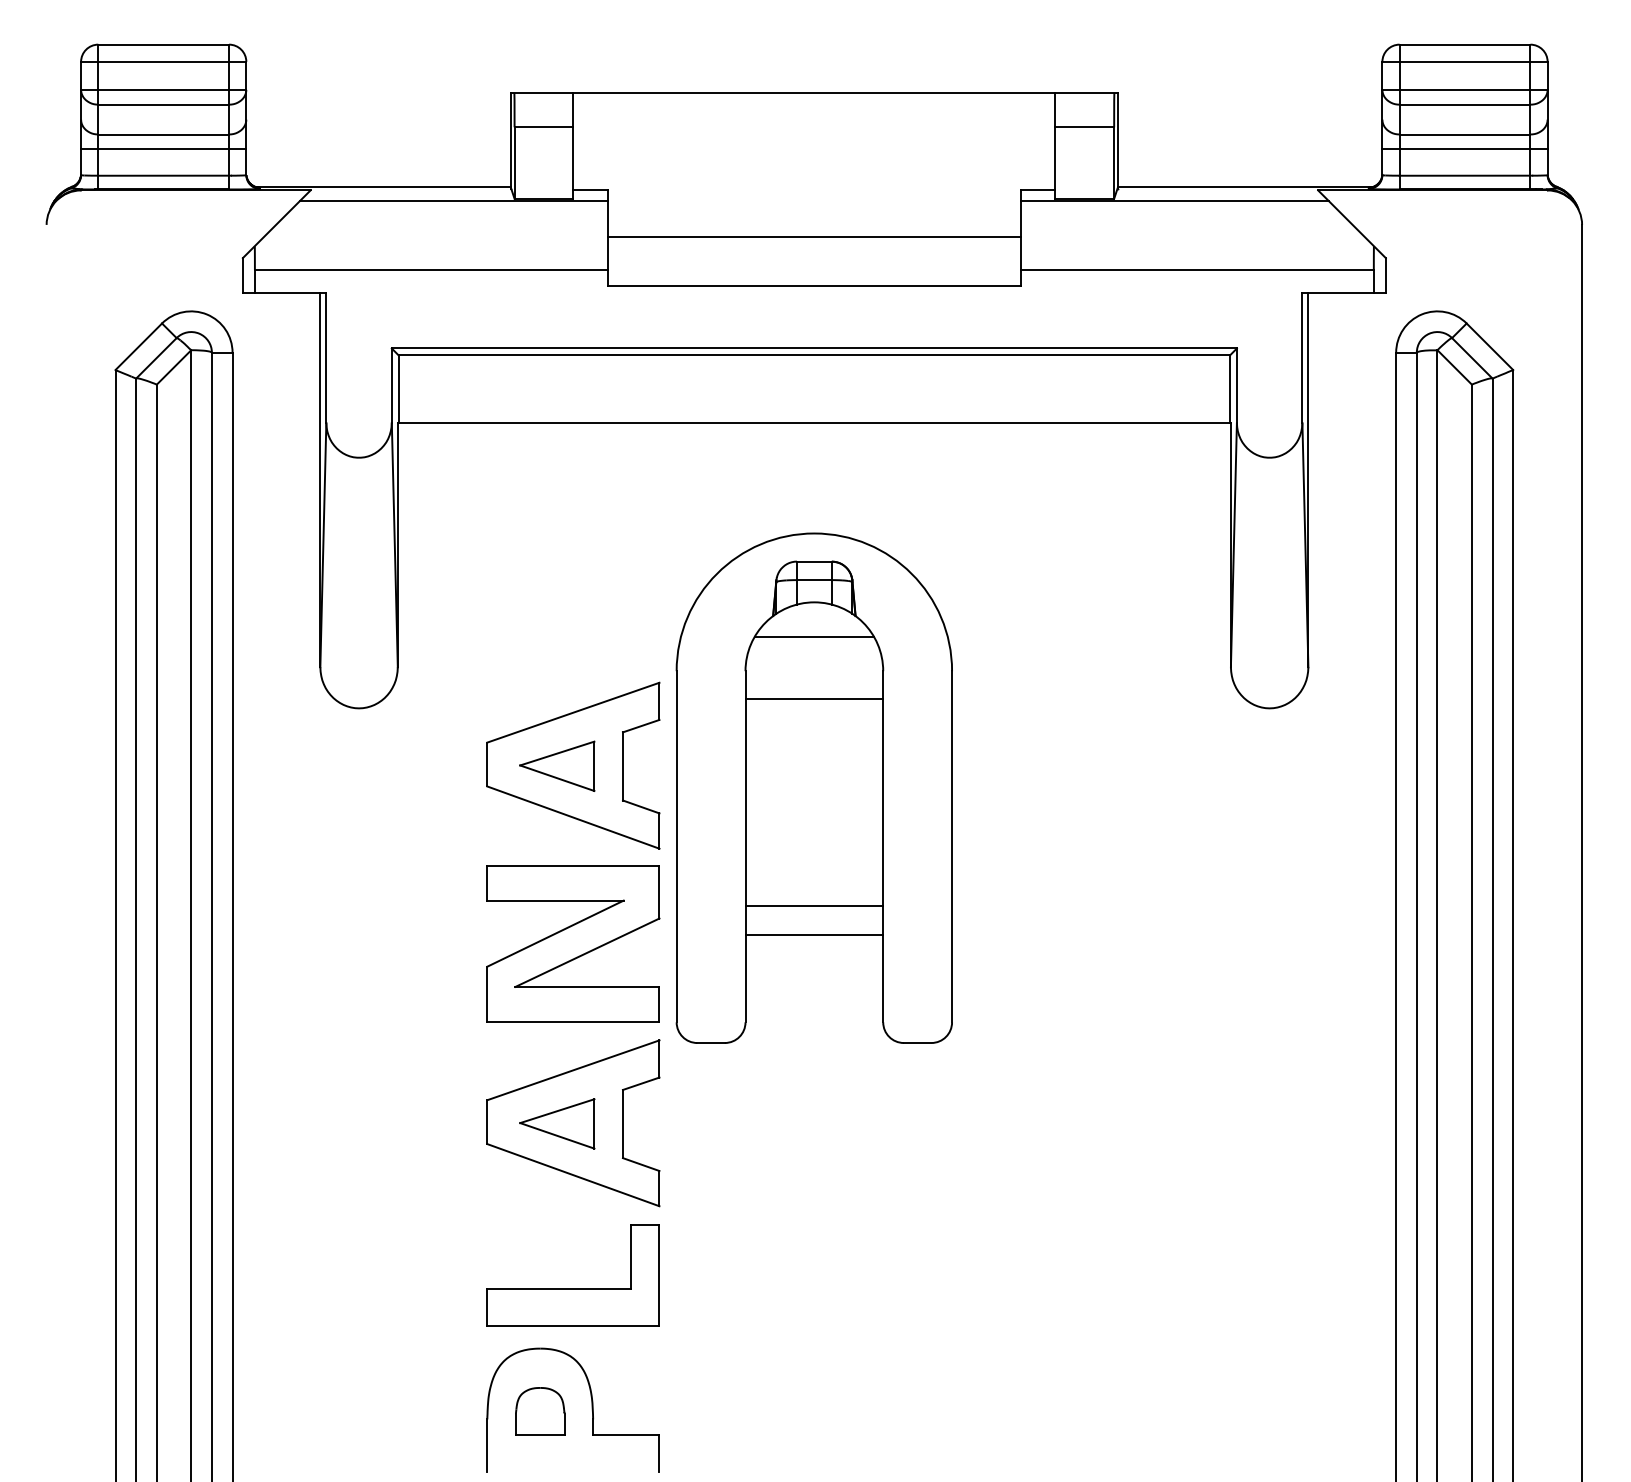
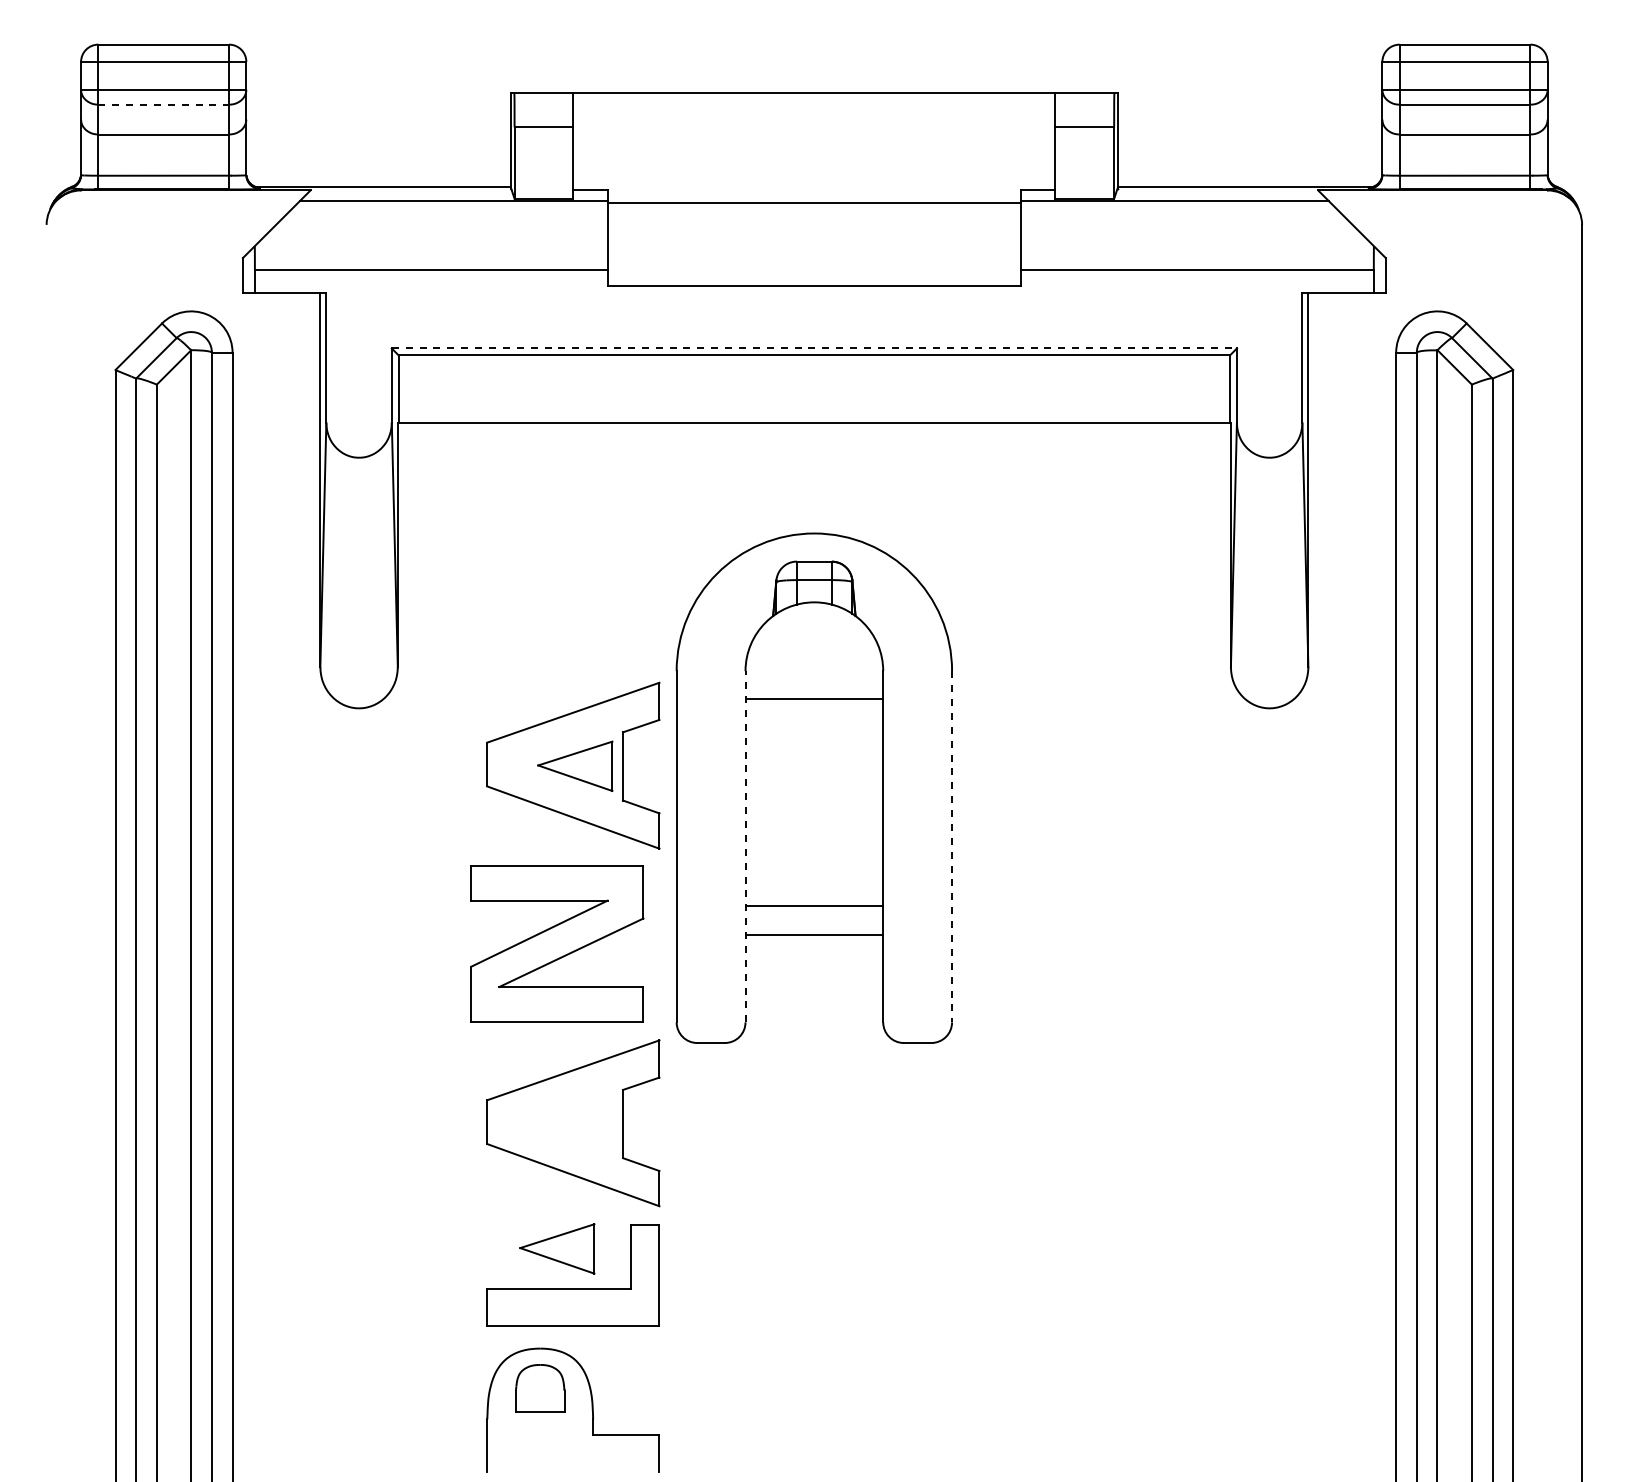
line: solid -> dashed (164, 104)
line: present -> none (163, 149)
line: present -> none (1464, 149)
line position: (813, 237) -> (813, 203) (813, 203)
line: solid -> dashed (814, 348)
line: present -> none (814, 636)
part position: (557, 765) -> (575, 765) (575, 765)
line: solid -> dashed (745, 846)
line: solid -> dashed (952, 846)
part position: (573, 943) -> (557, 943) (557, 943)
part position: (557, 1123) -> (557, 1248) (557, 1248)
part position: (540, 1411) -> (540, 1388) (540, 1388)
